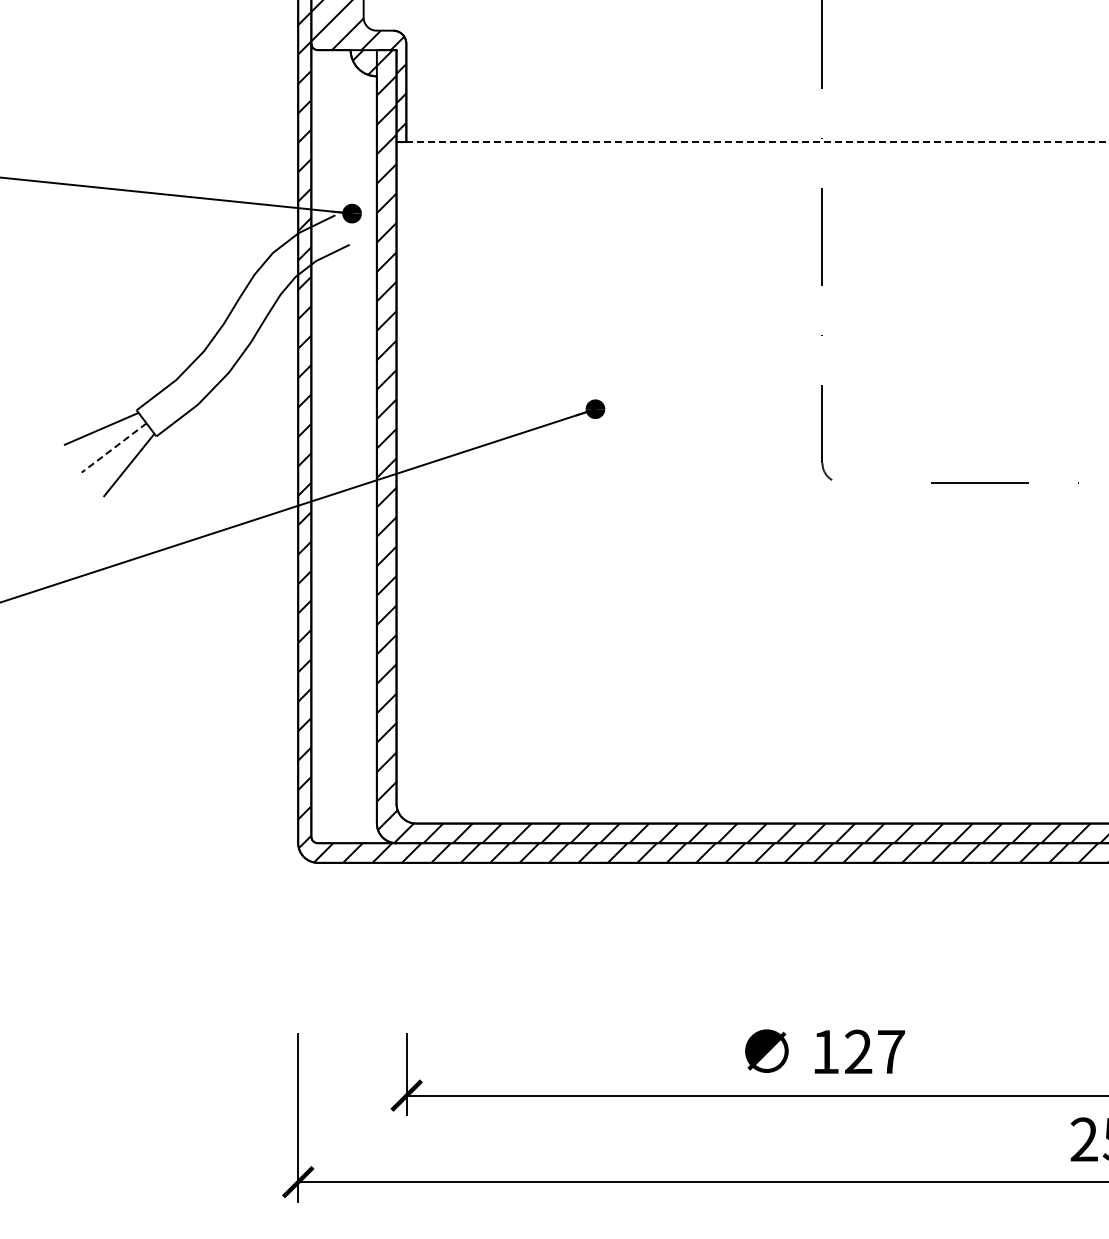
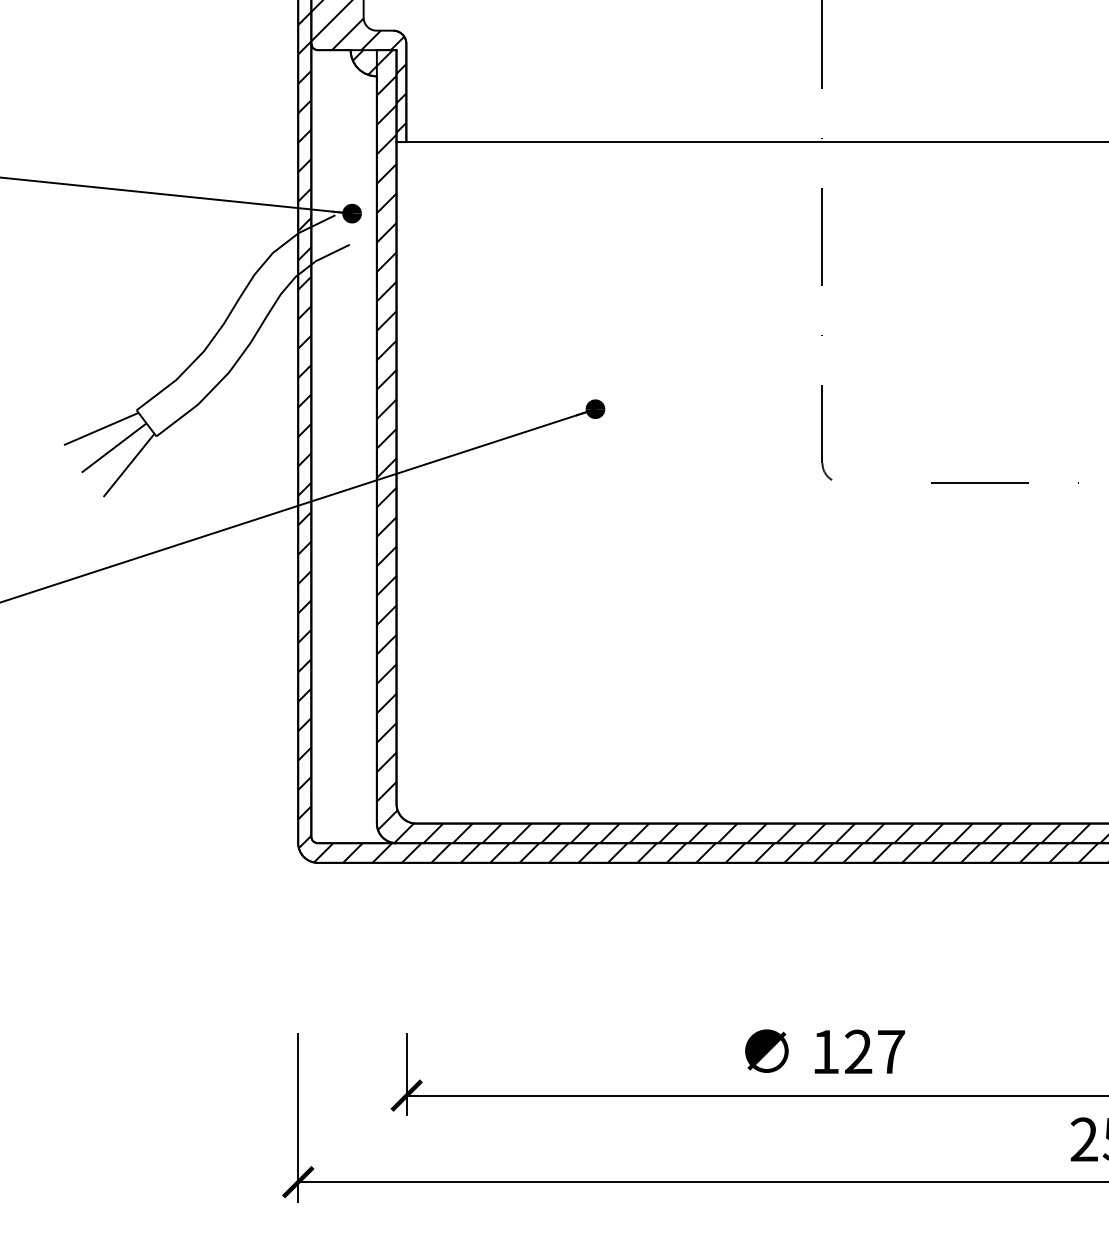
line: dashed -> solid (758, 142)
line: dashed -> solid (114, 447)
